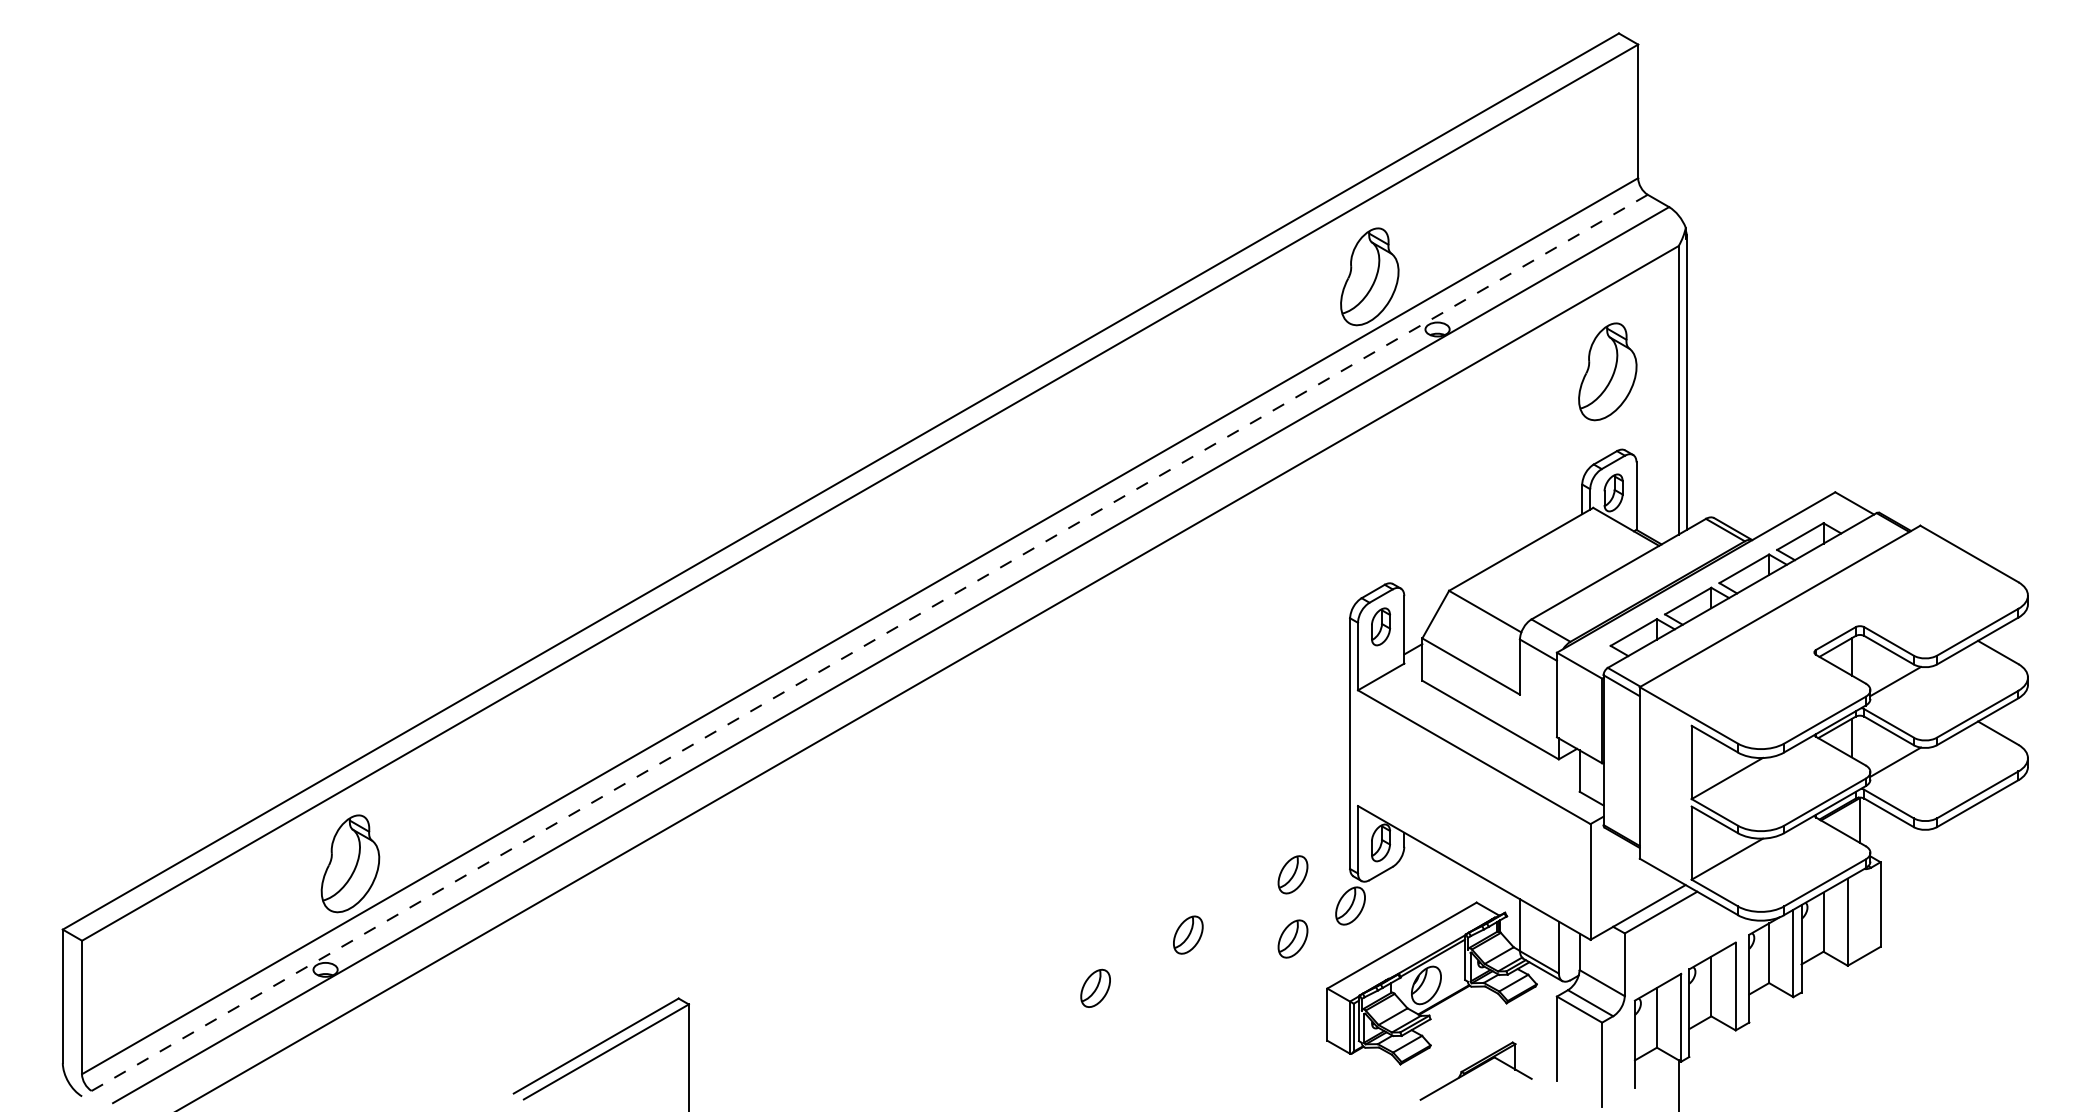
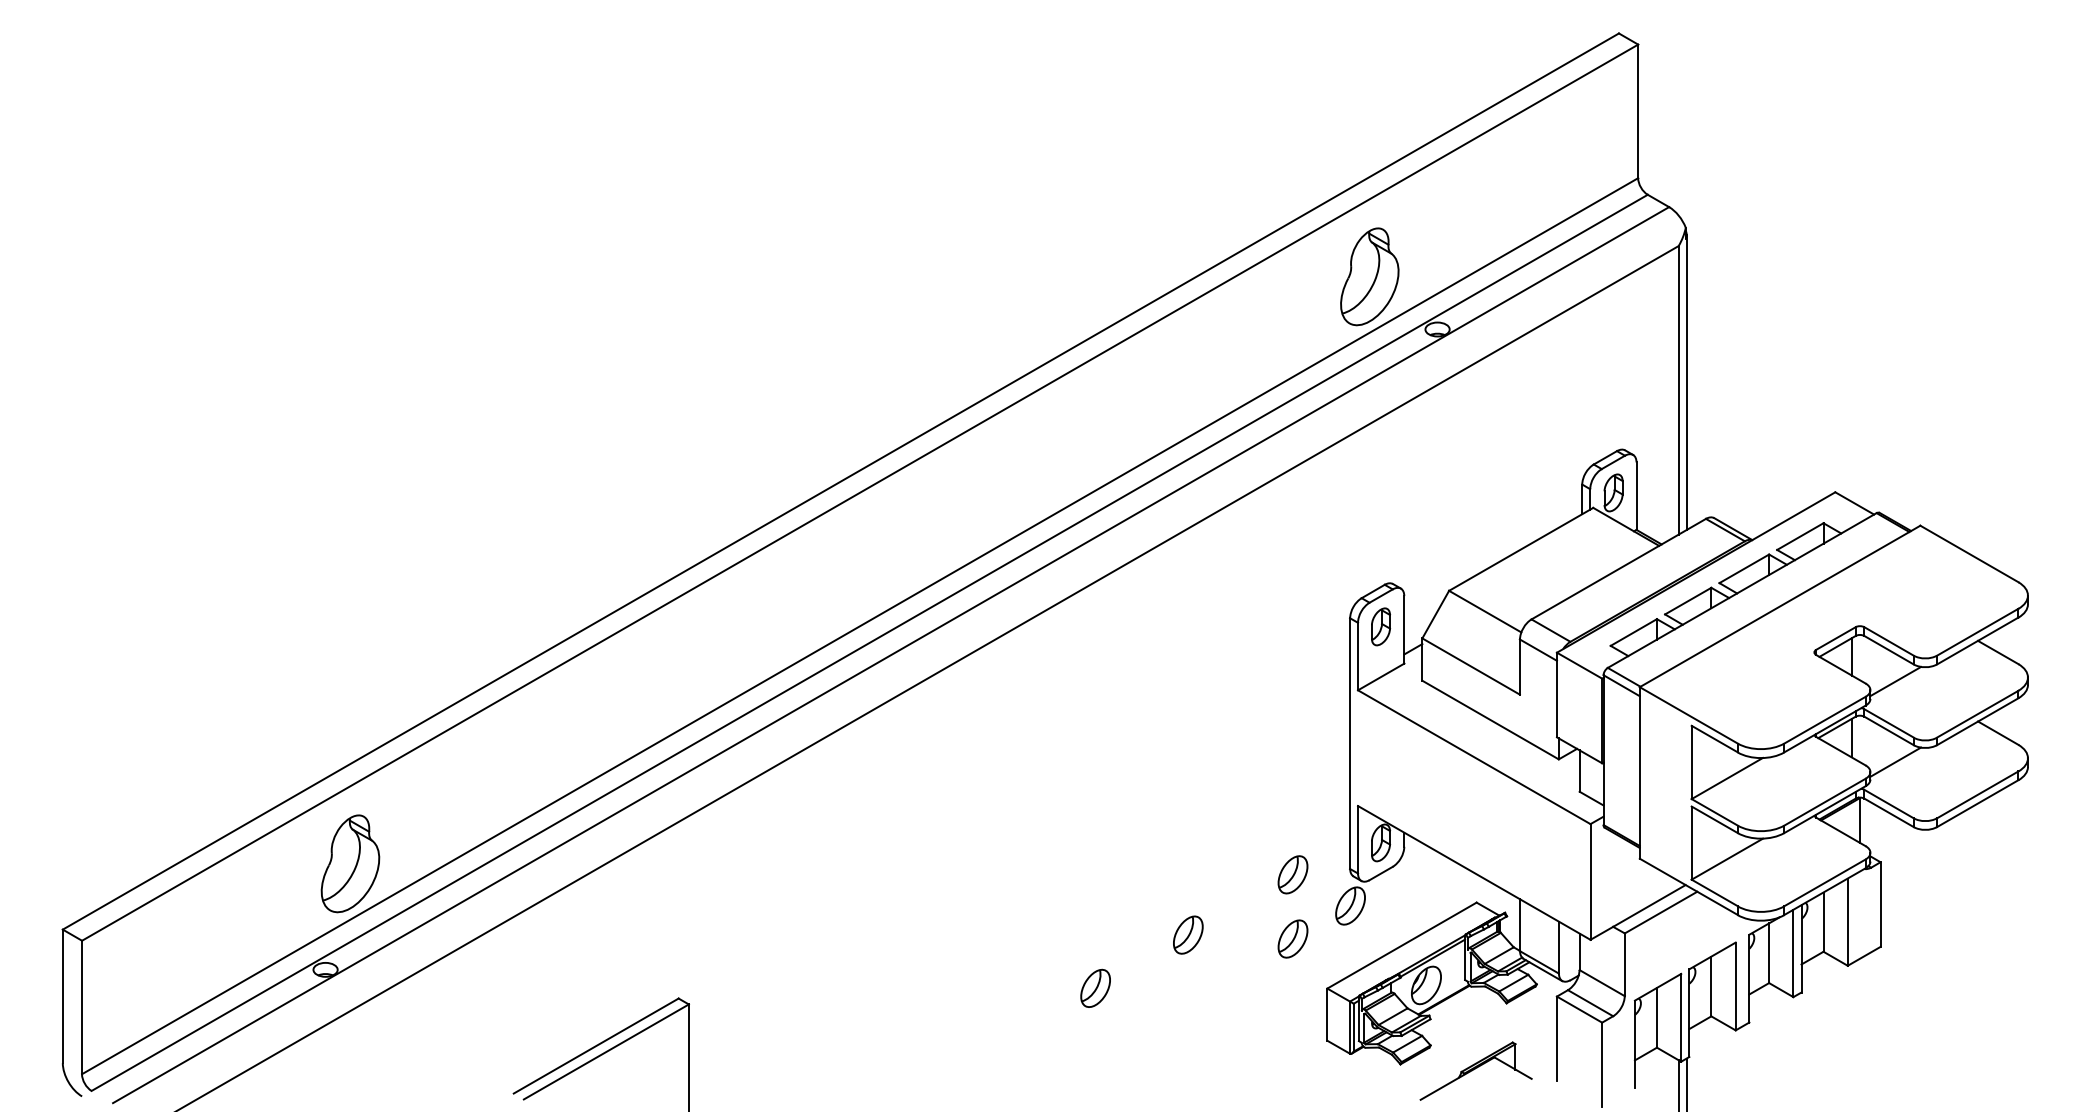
part: present -> none (1607, 371)
line: dashed -> solid (869, 642)
line: none -> present (1686, 1083)
